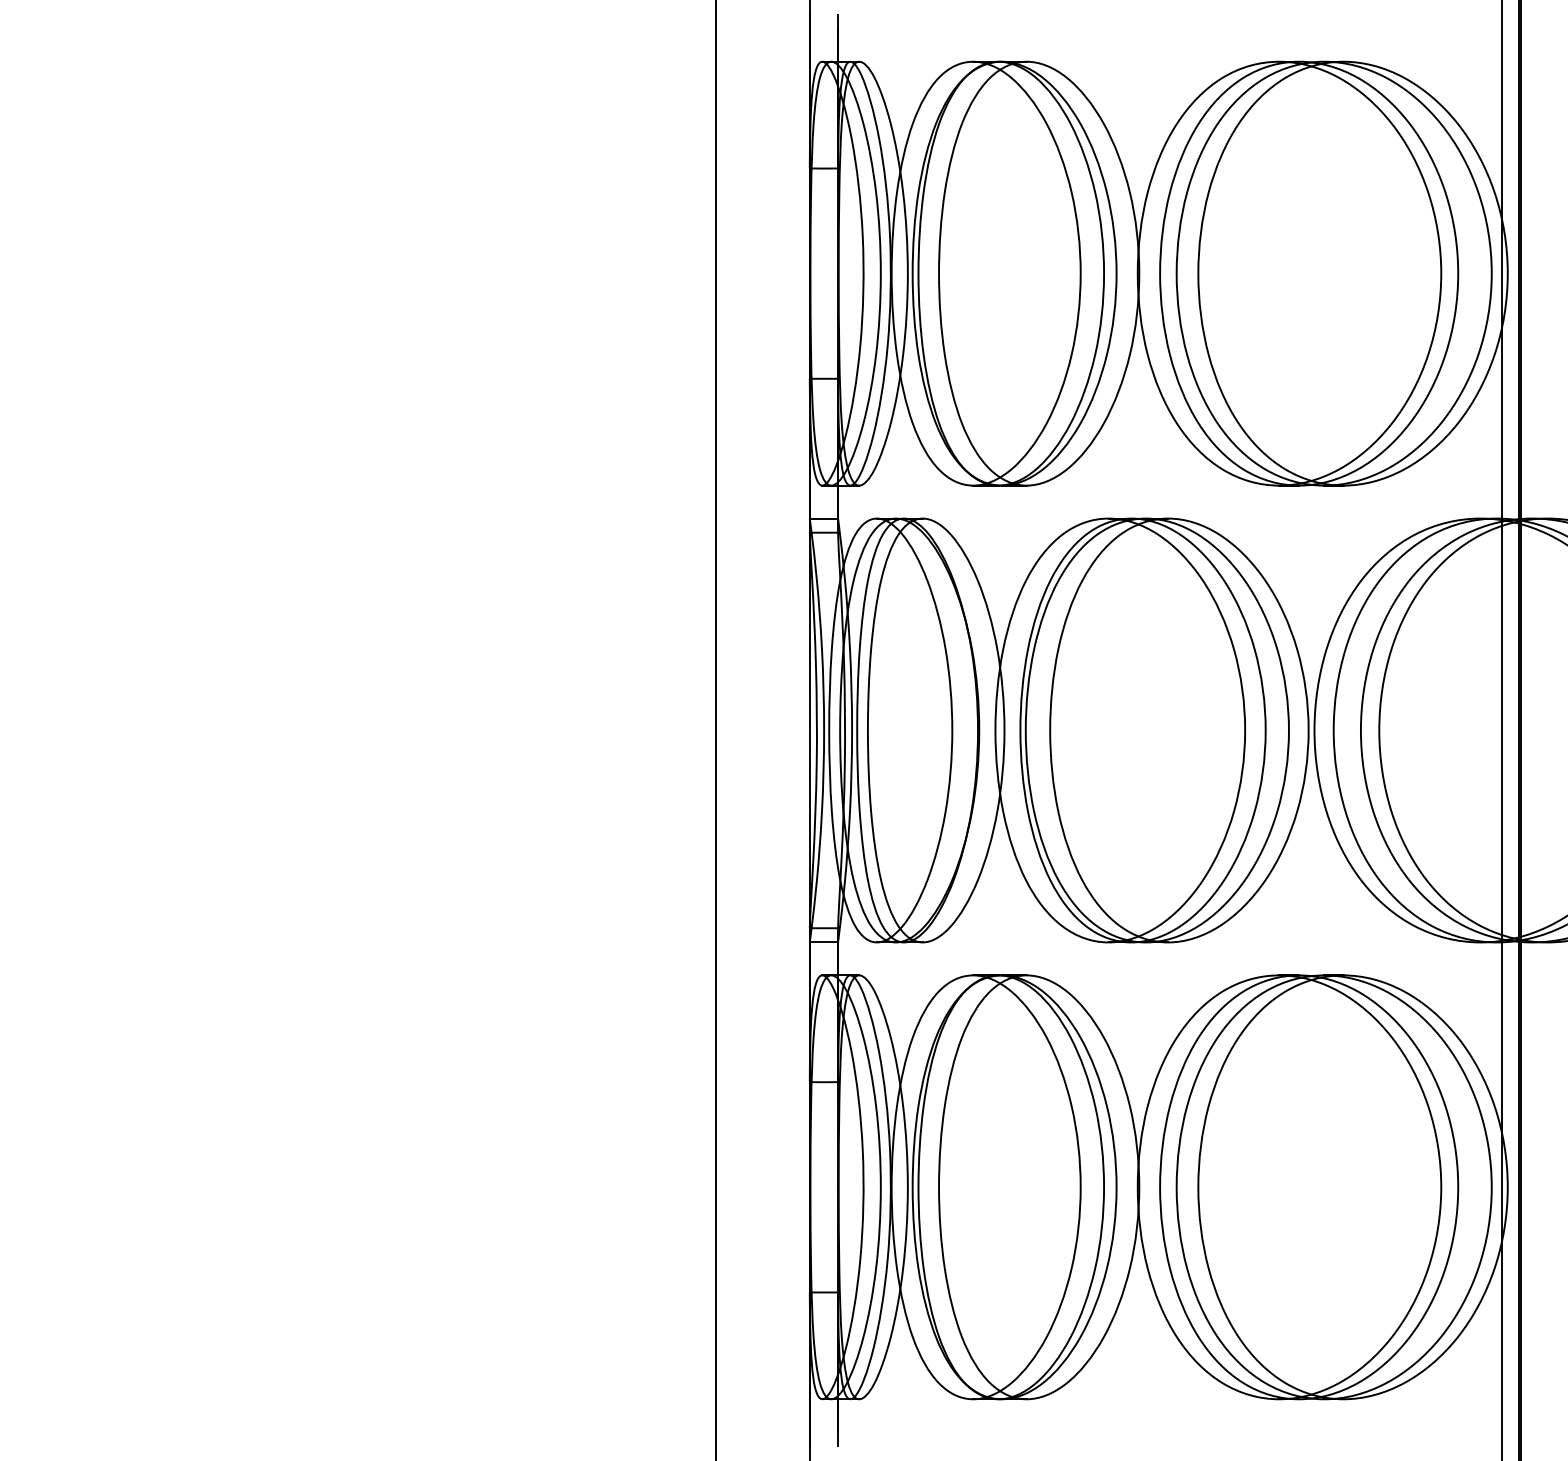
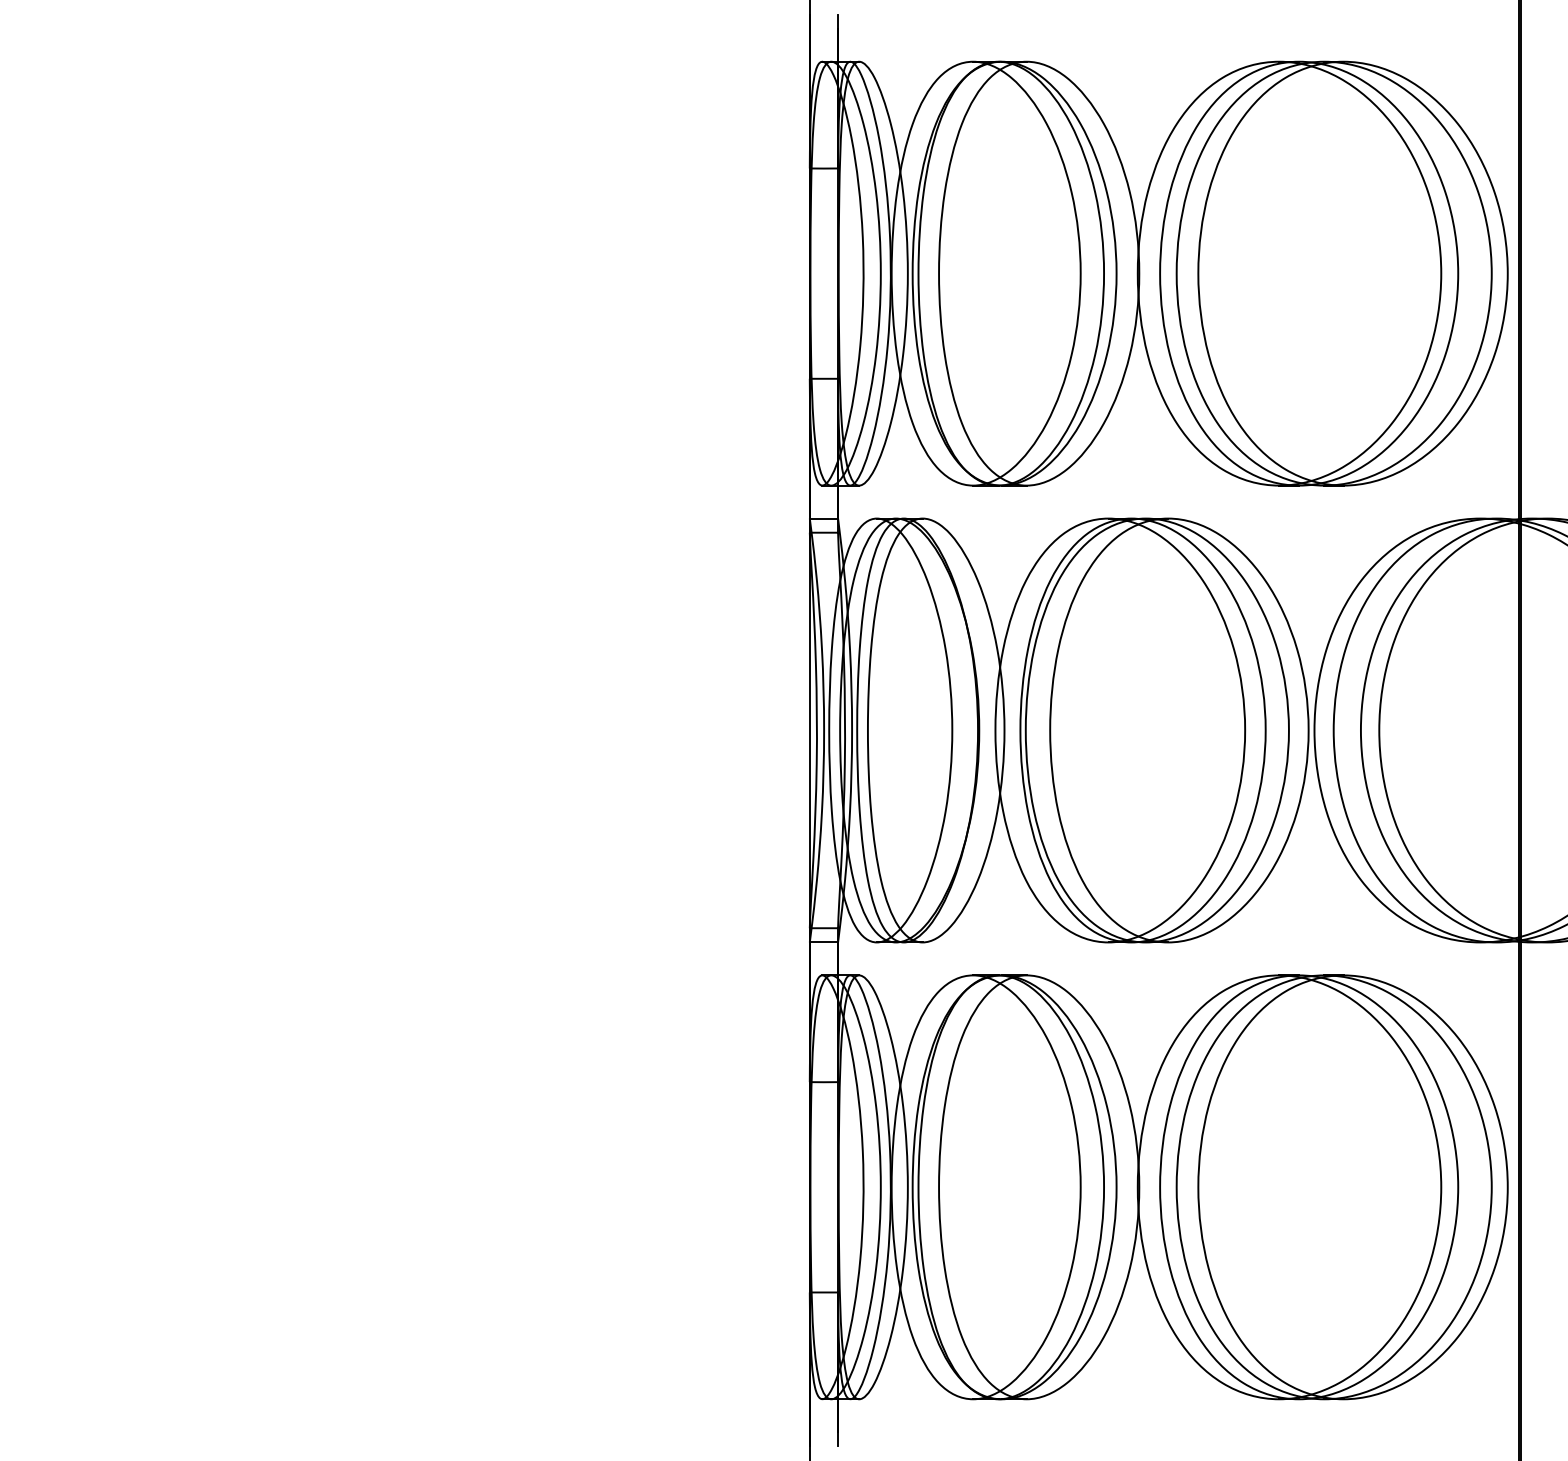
line: present -> none (715, 729)
line: present -> none (1502, 729)
